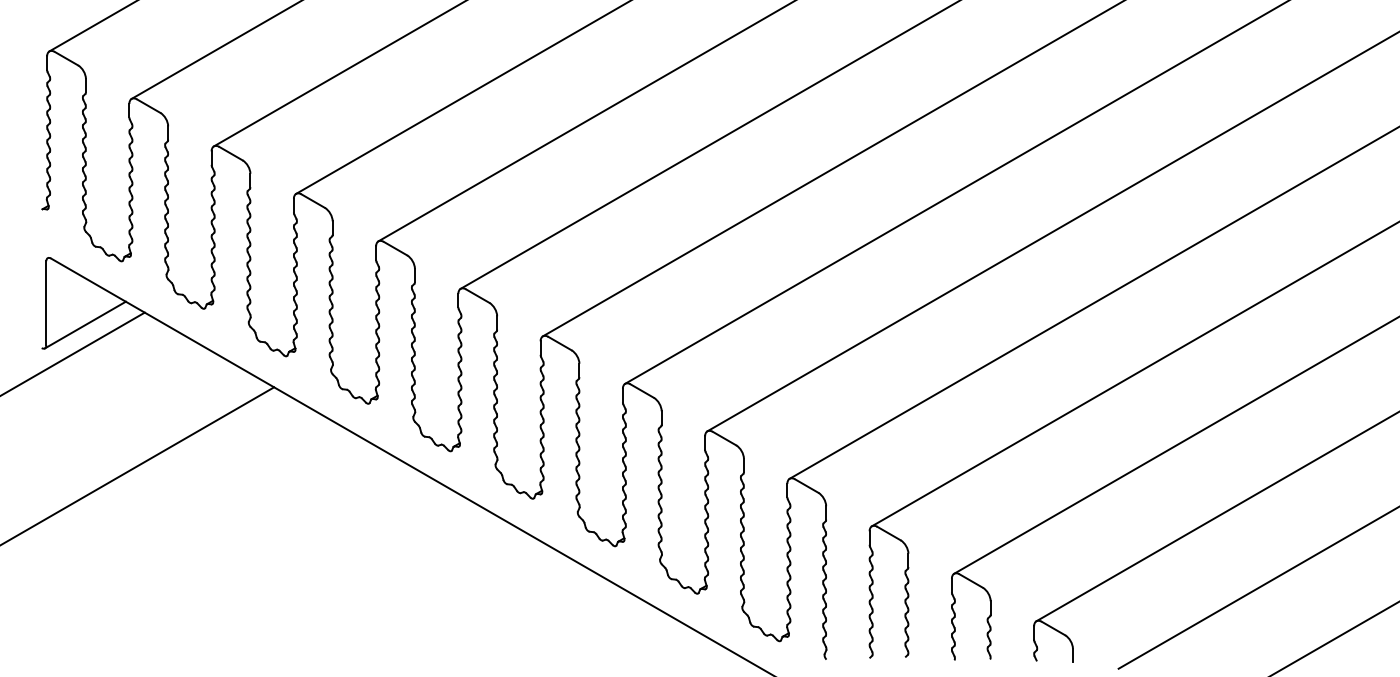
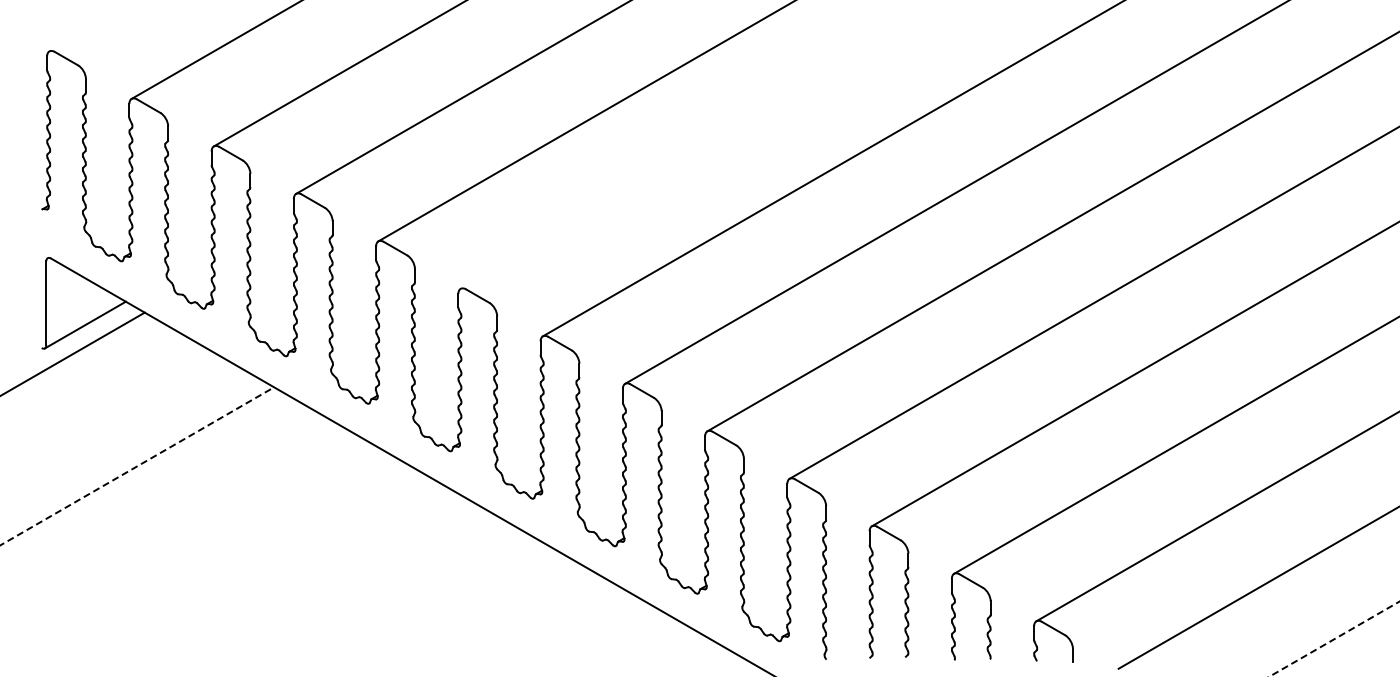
line: present -> none (91, 26)
line: present -> none (708, 145)
line: solid -> dashed (137, 466)
line: solid -> dashed (1334, 639)
